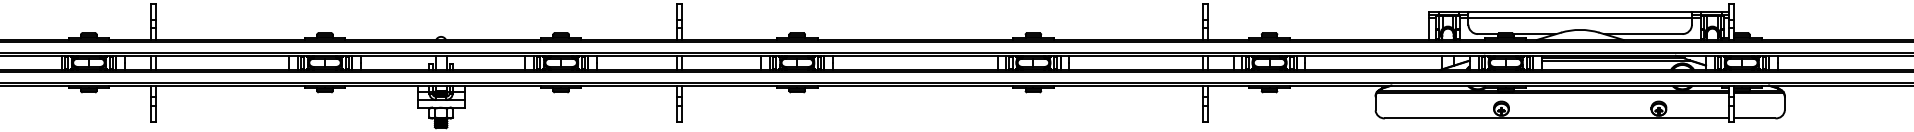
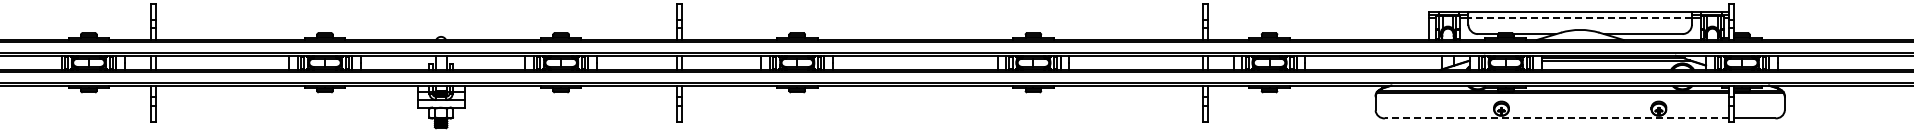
line: solid -> dashed (1580, 18)
line: solid -> dashed (1556, 118)
